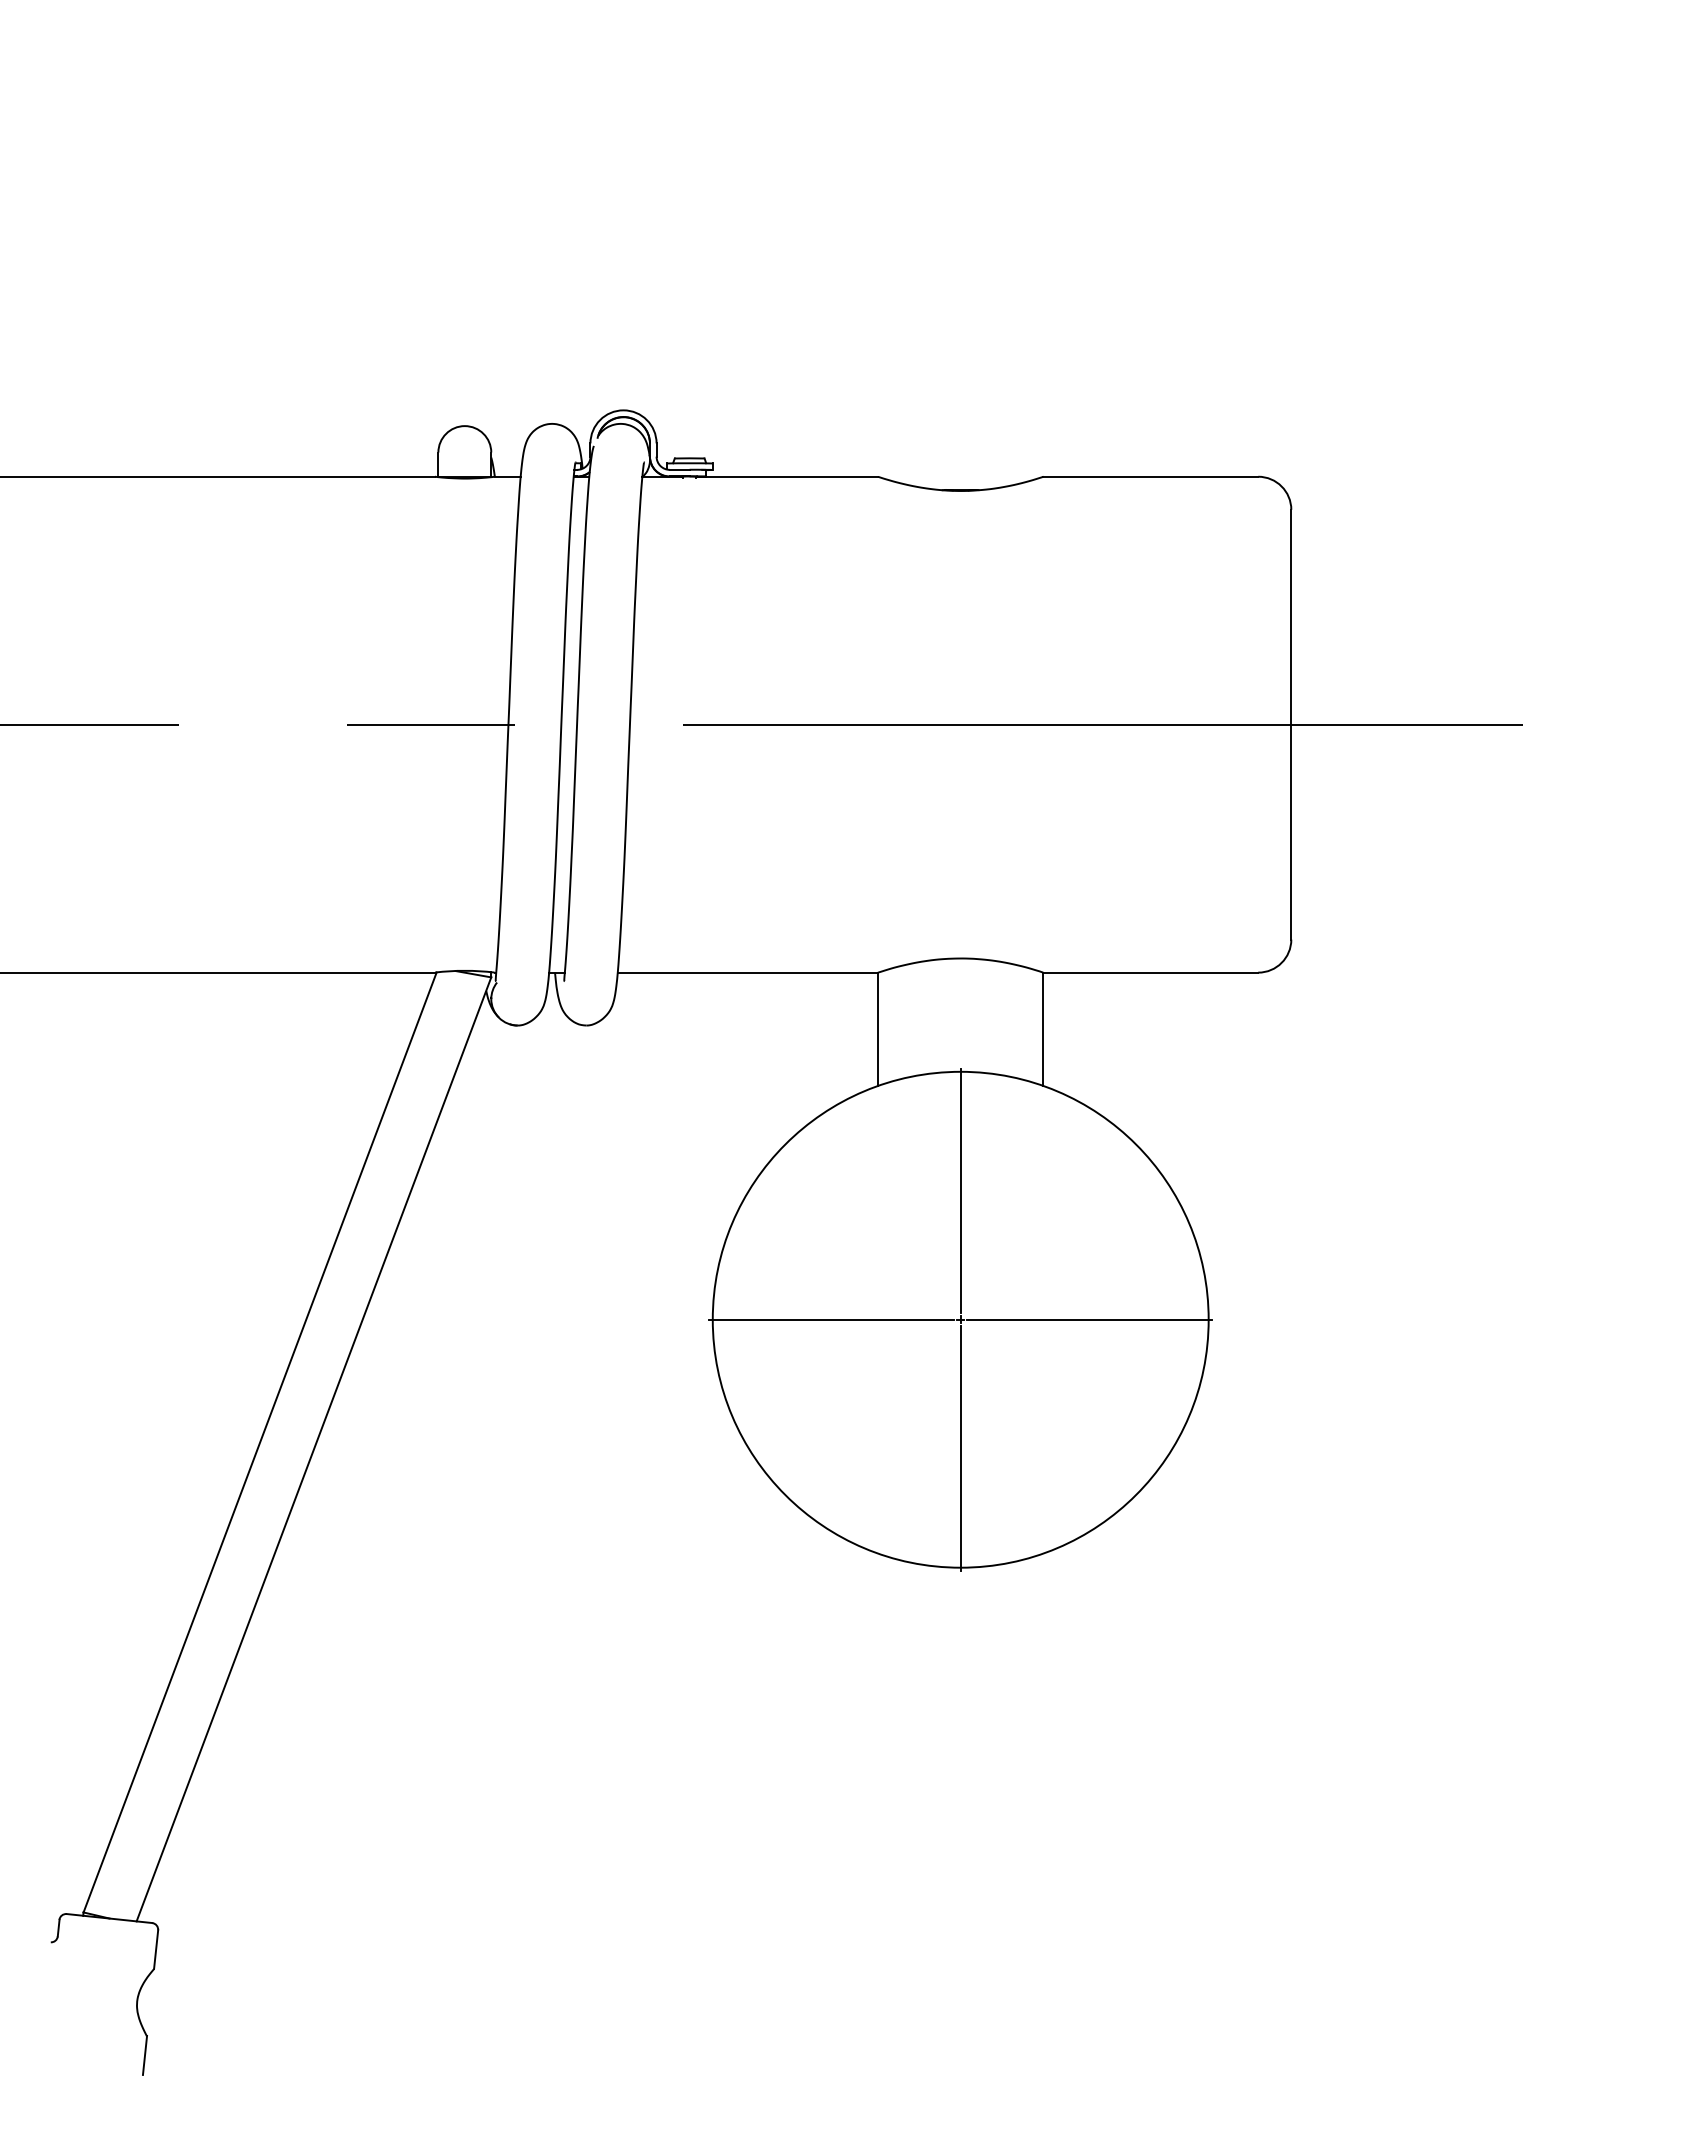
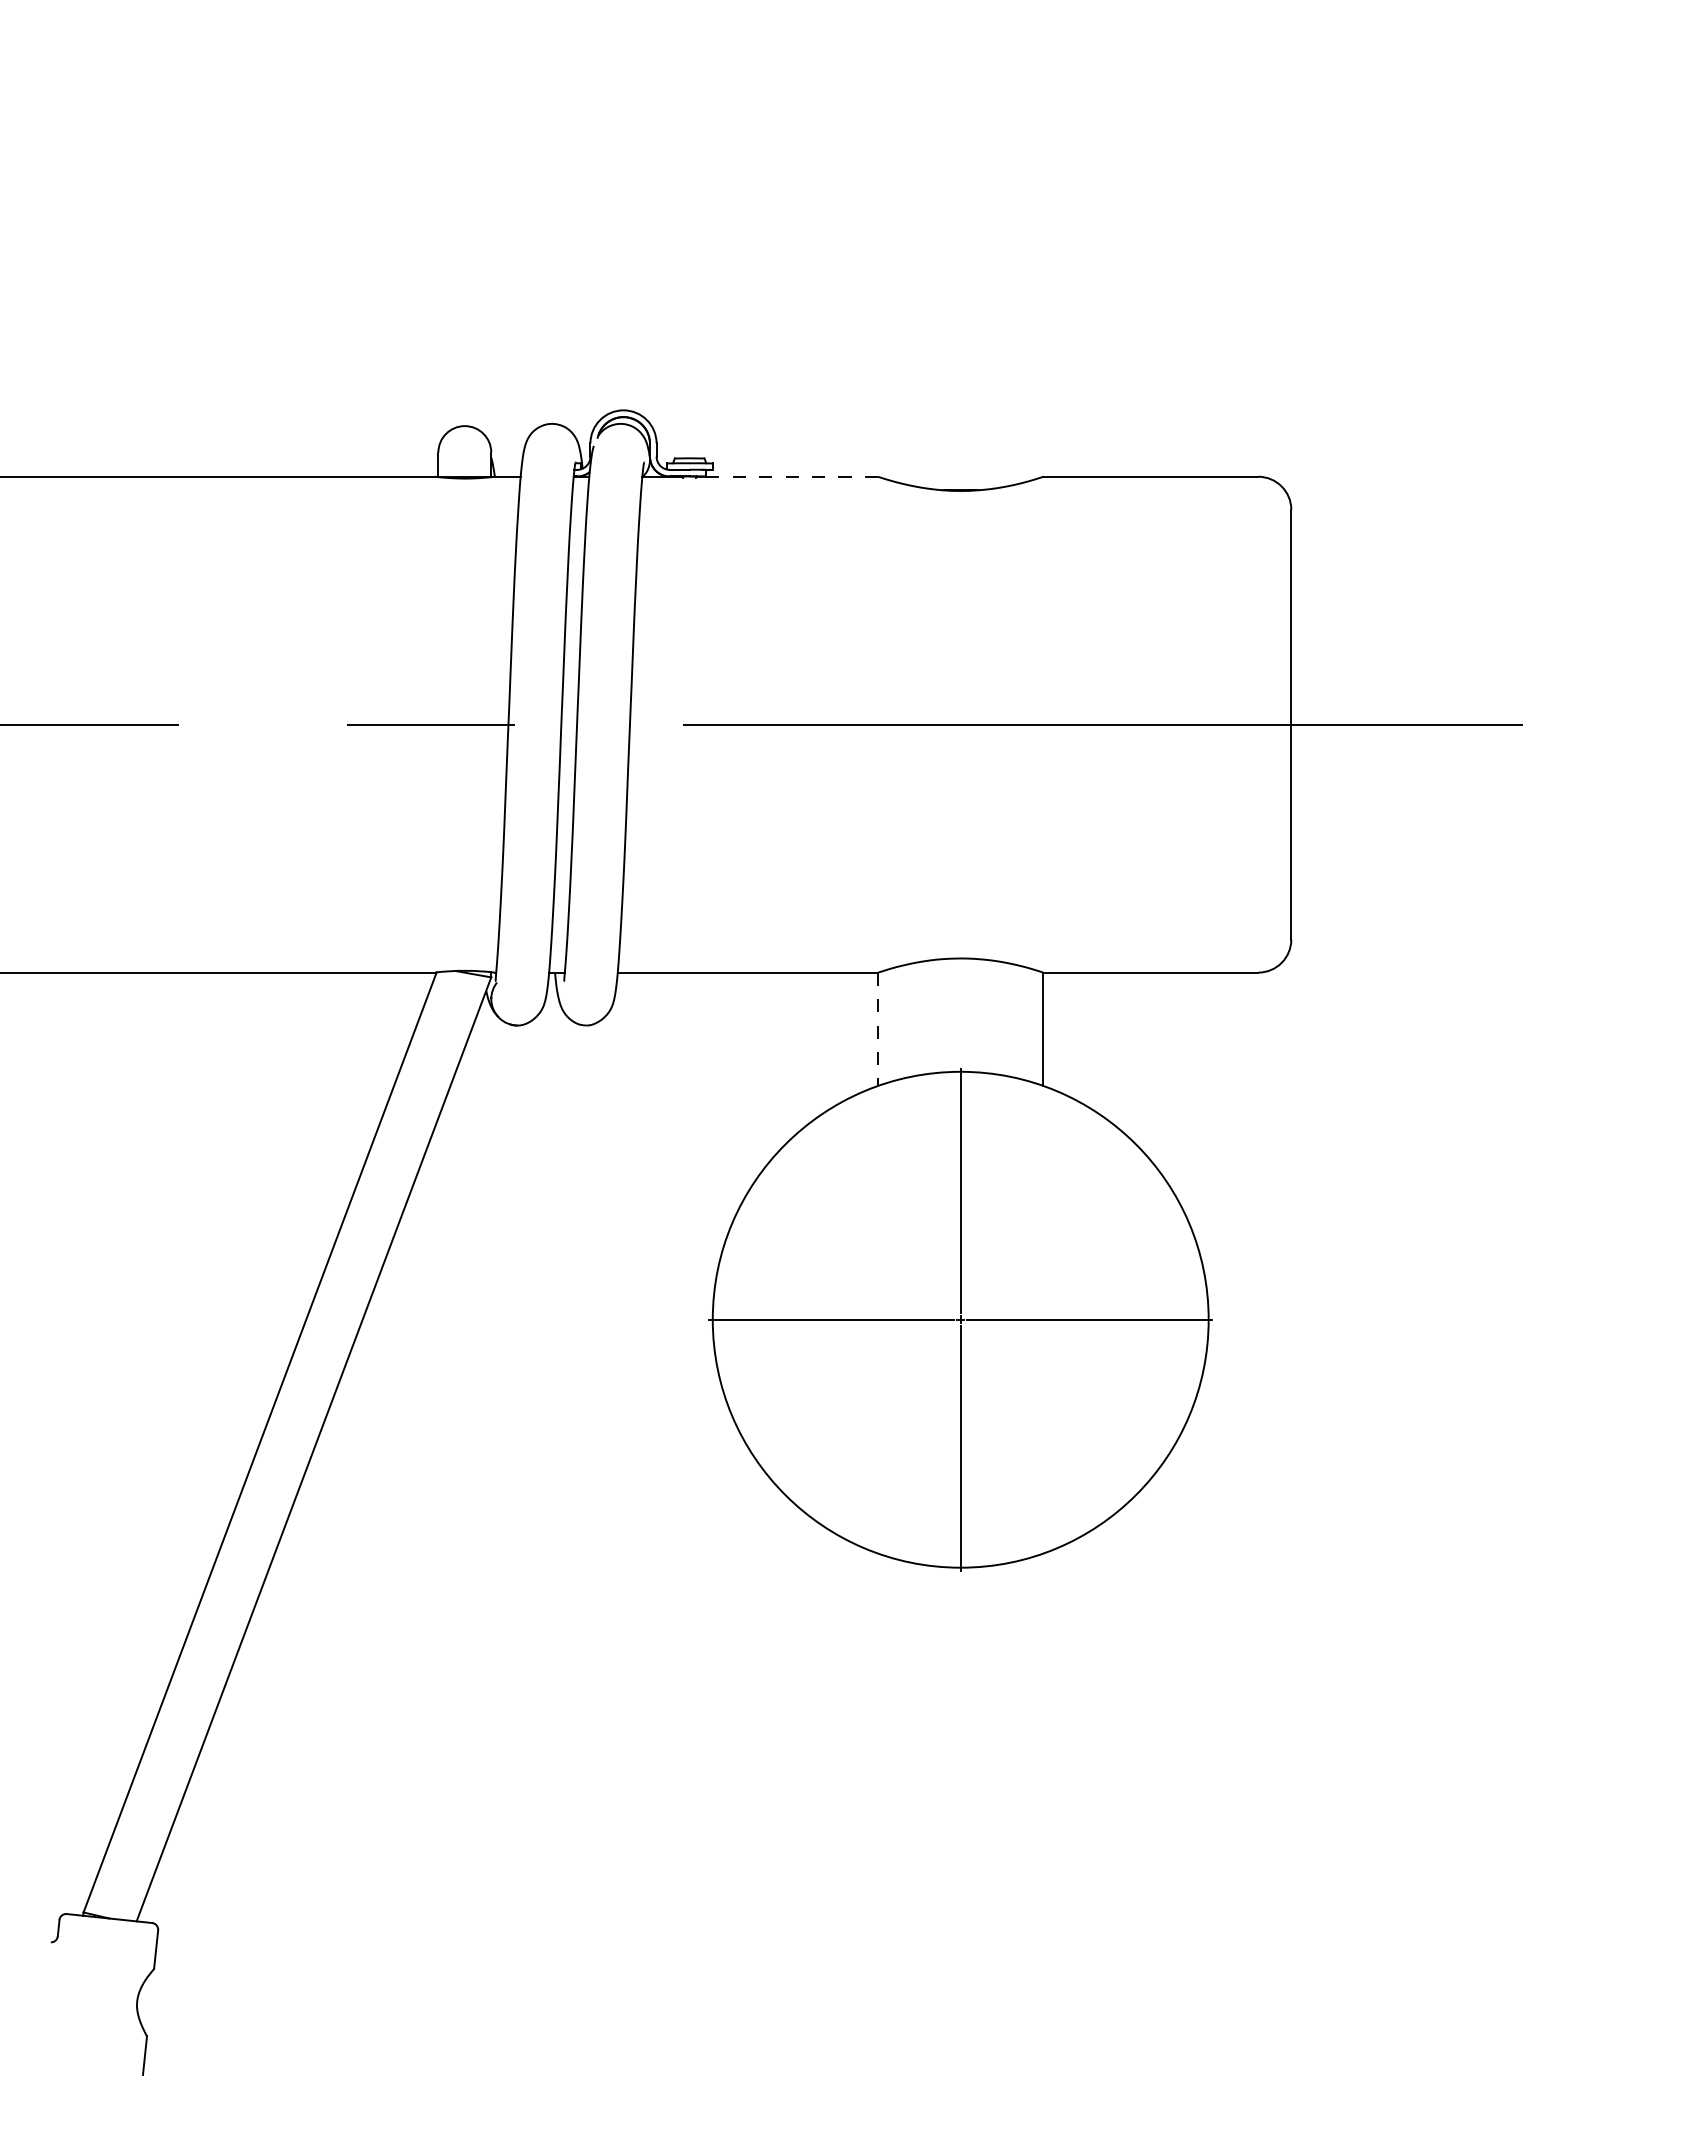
line: solid -> dashed (787, 476)
line: solid -> dashed (878, 1029)
